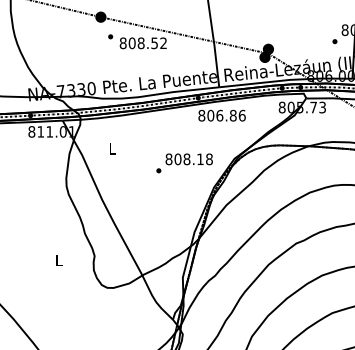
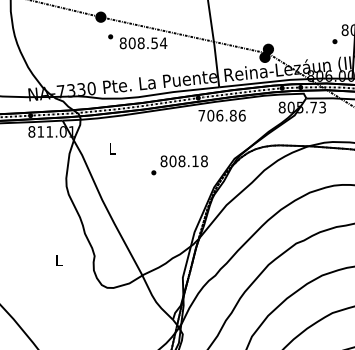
text: 808.52 -> 808.54 (163, 42)
text: 806.86 -> 706.86 (201, 115)
text position: (184, 163) -> (179, 165) (179, 165)
